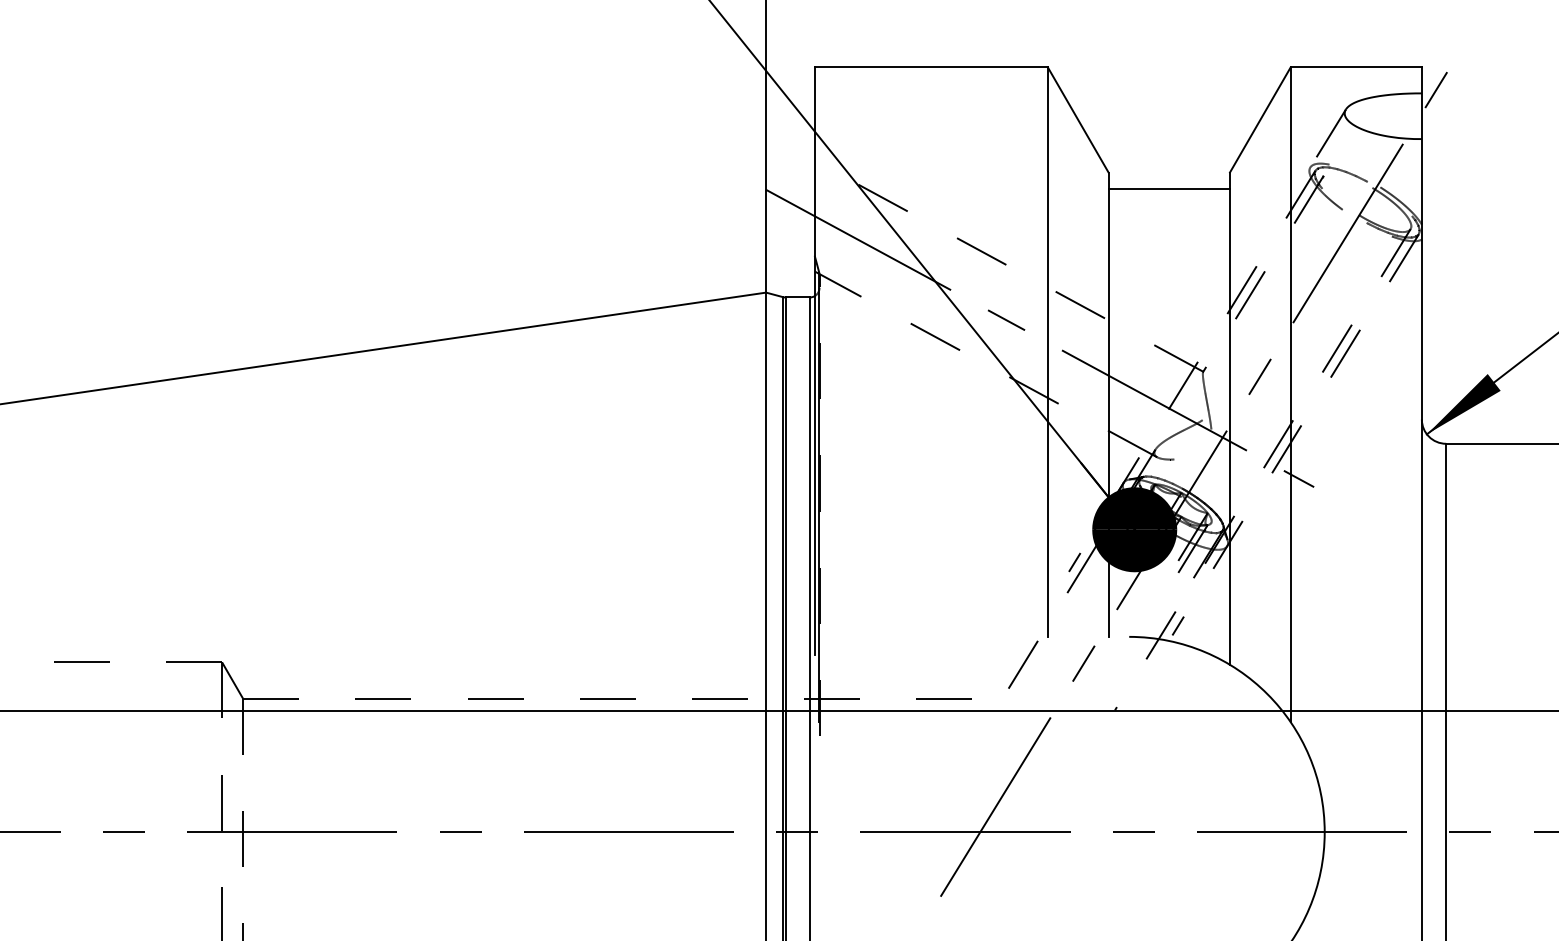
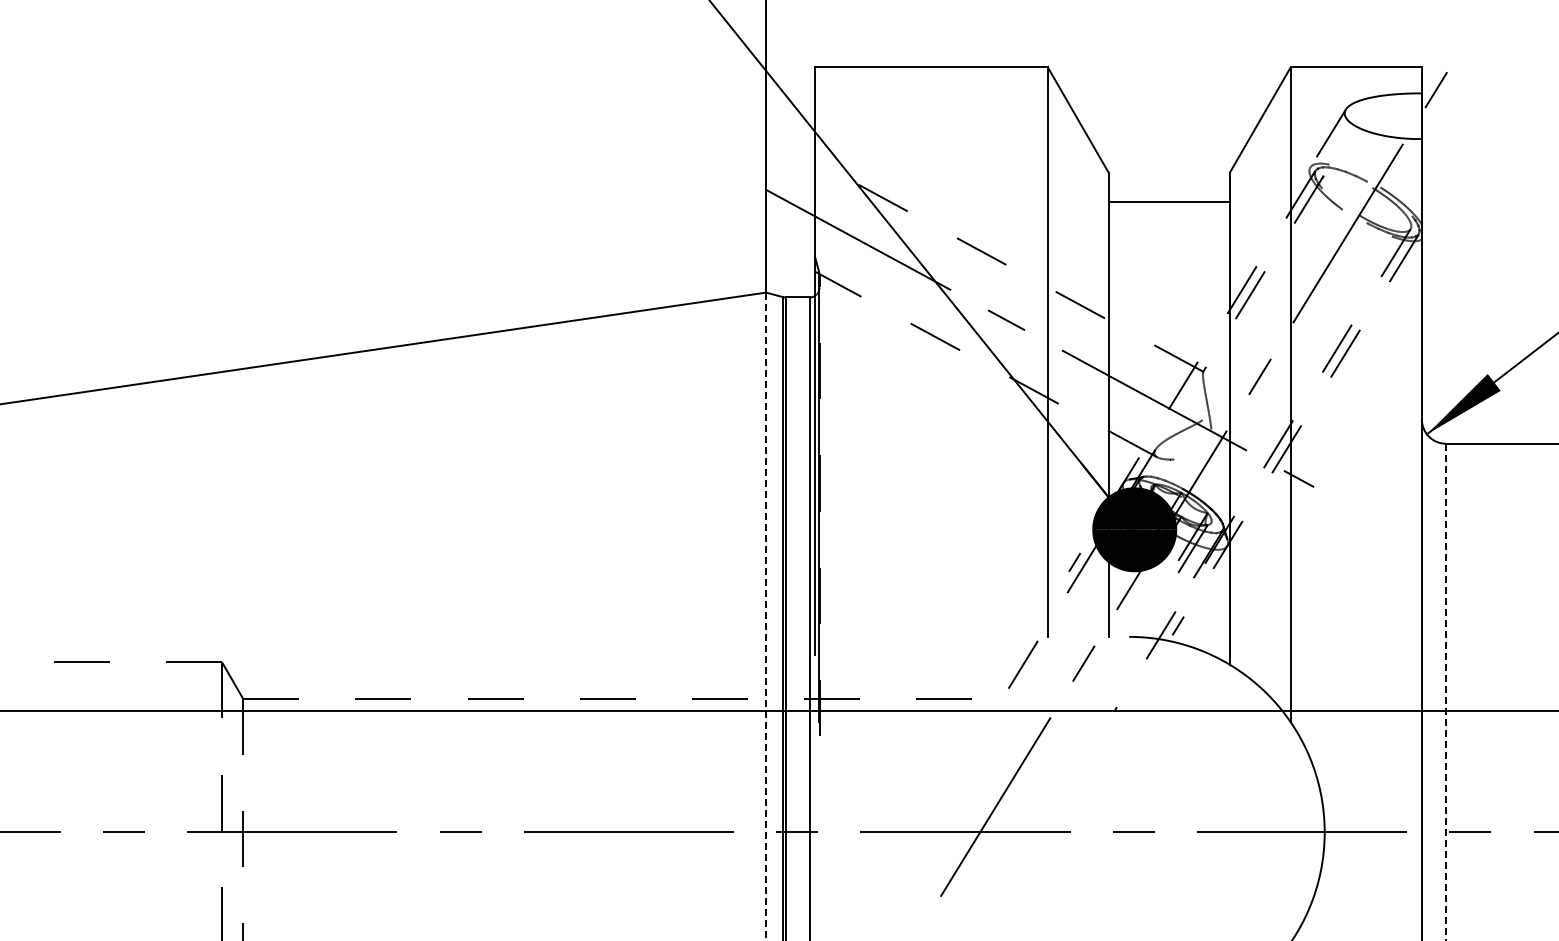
line position: (1169, 188) -> (1169, 201) (1169, 201)
line: solid -> dashed (766, 616)
line: solid -> dashed (1446, 692)
